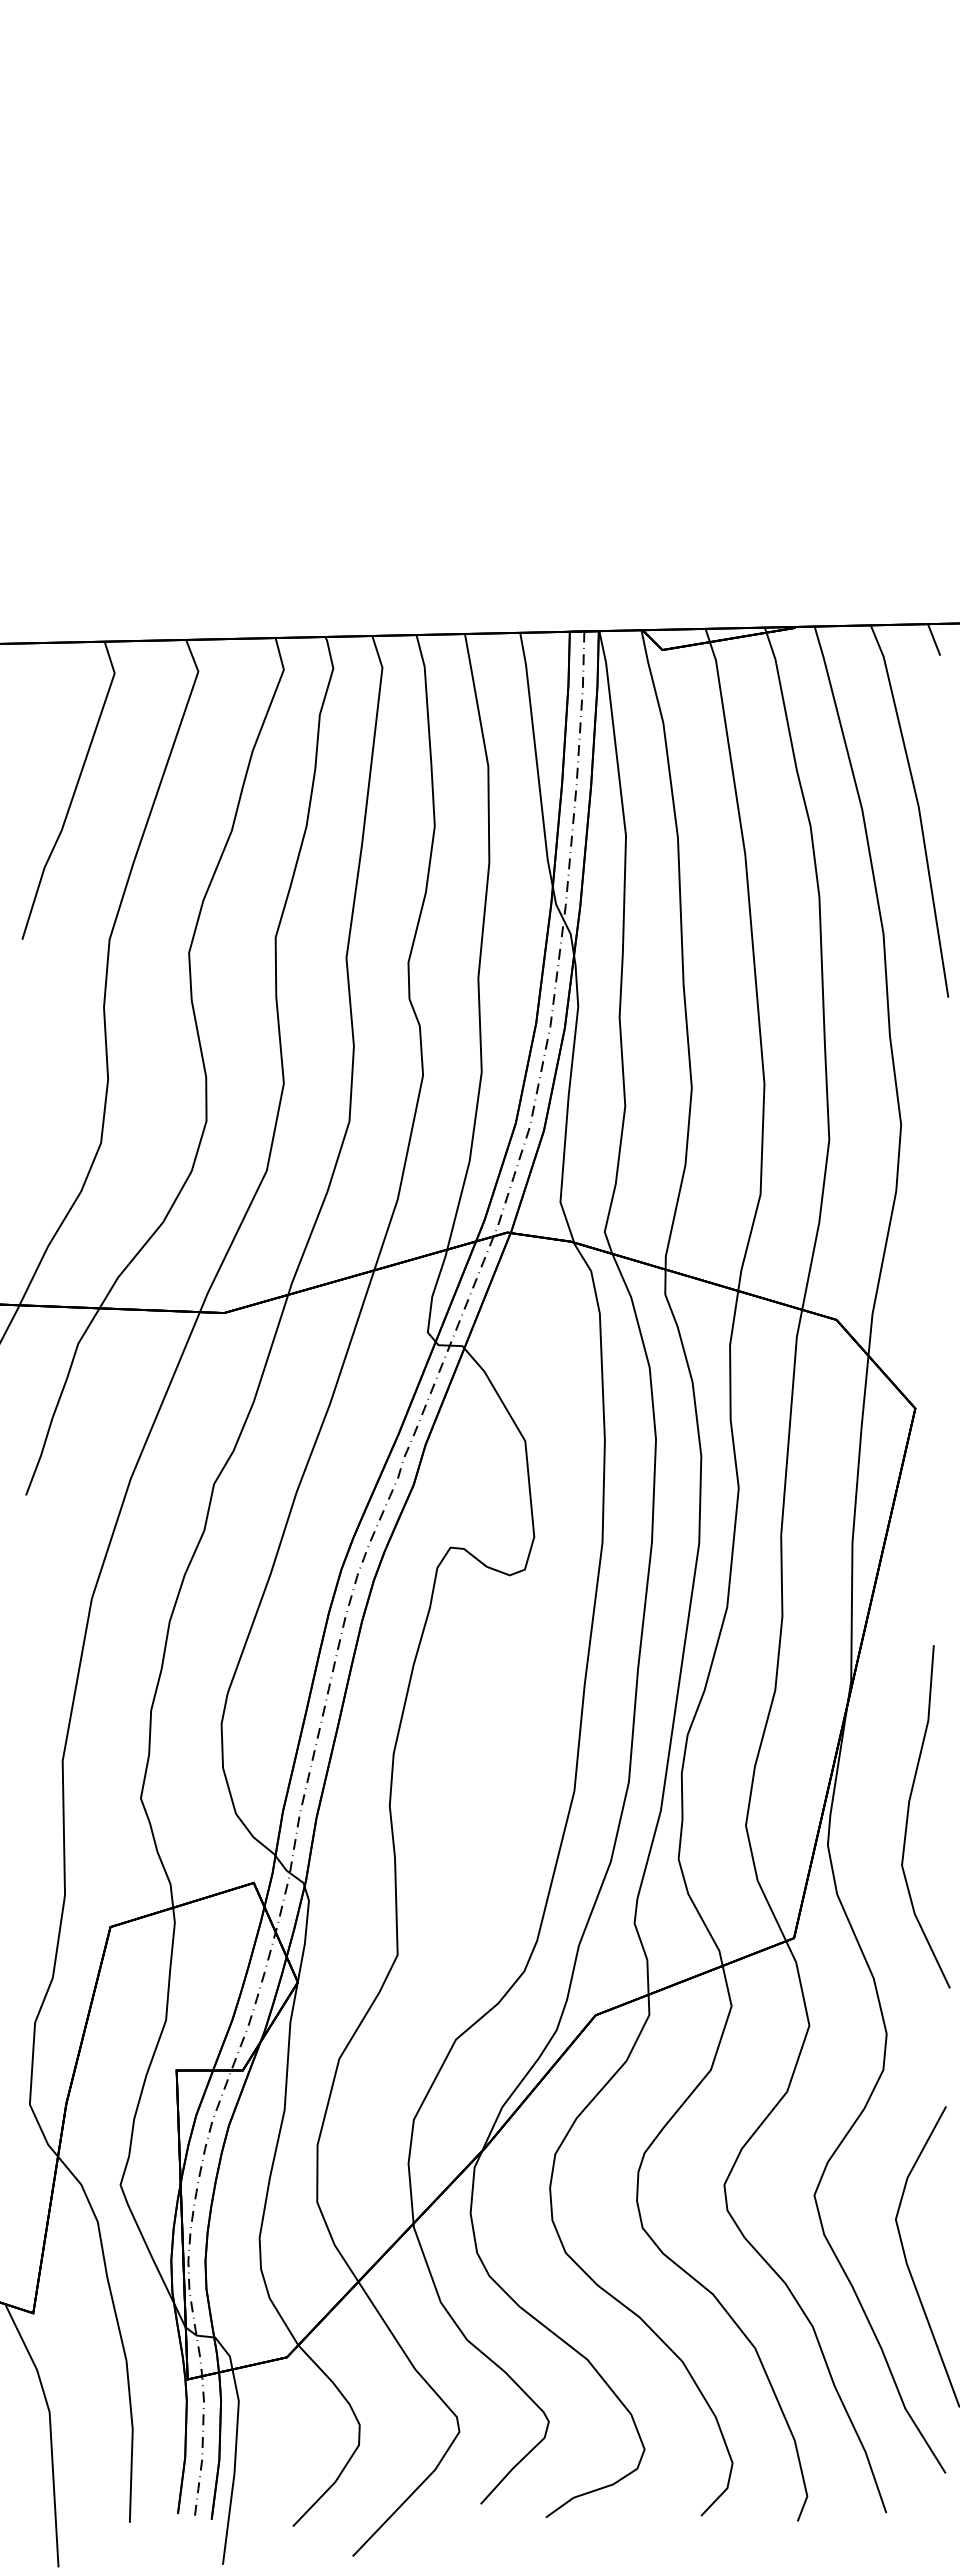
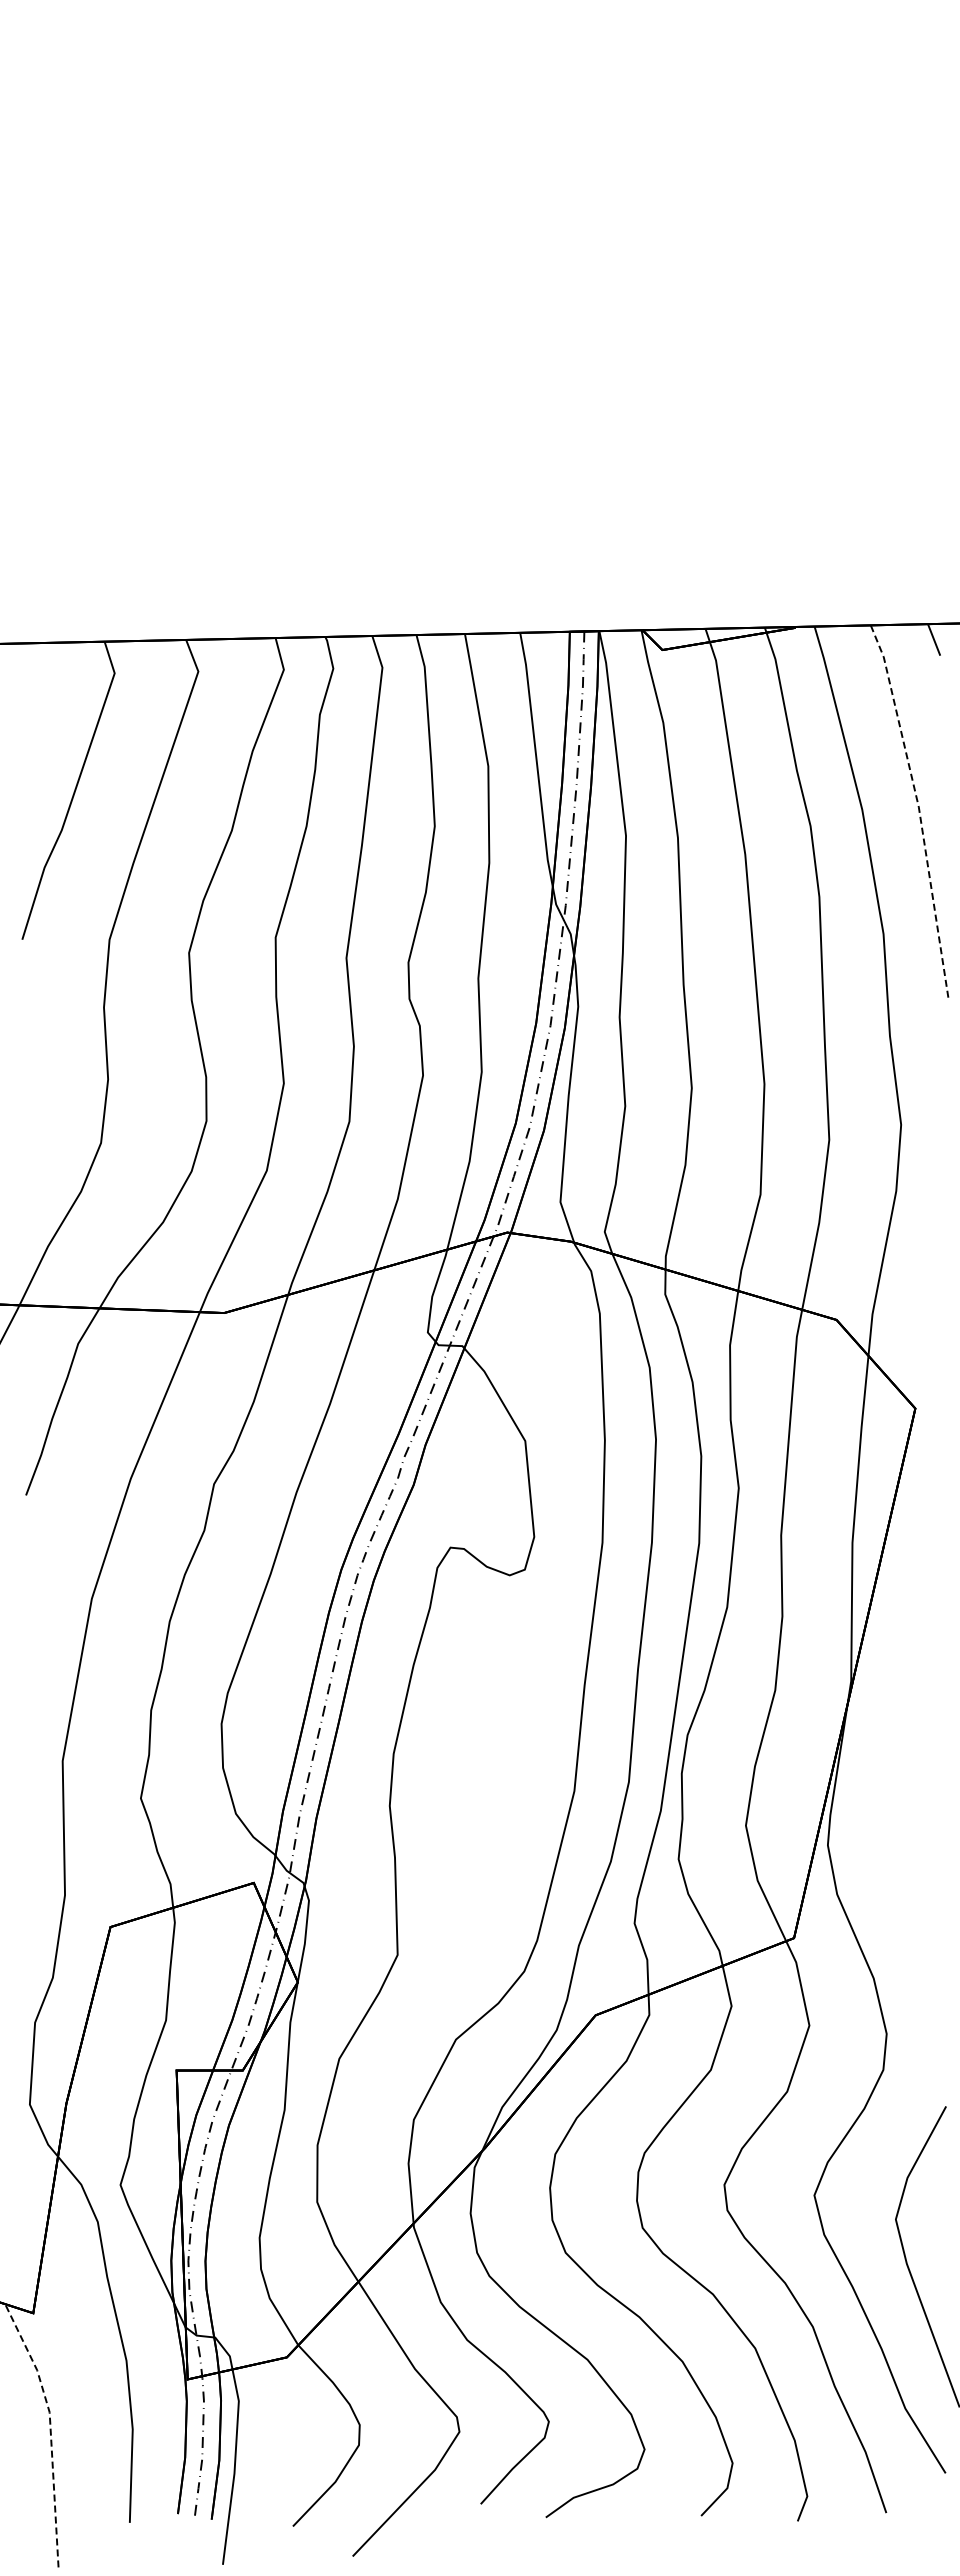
line: solid -> dashed (918, 807)
curve: present -> none (908, 1816)
line: solid -> dashed (50, 2430)
